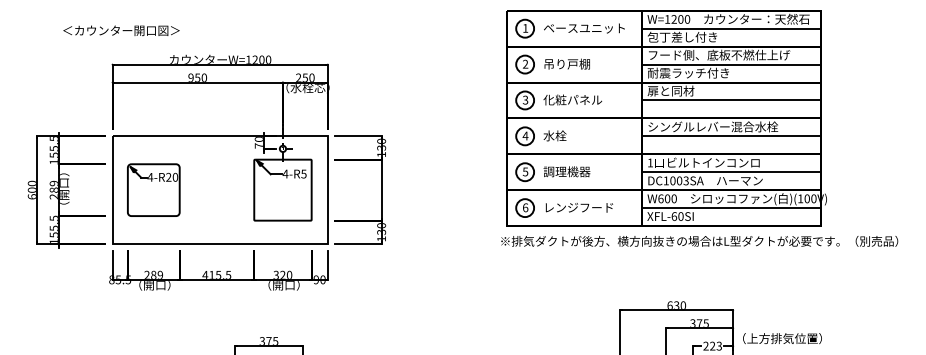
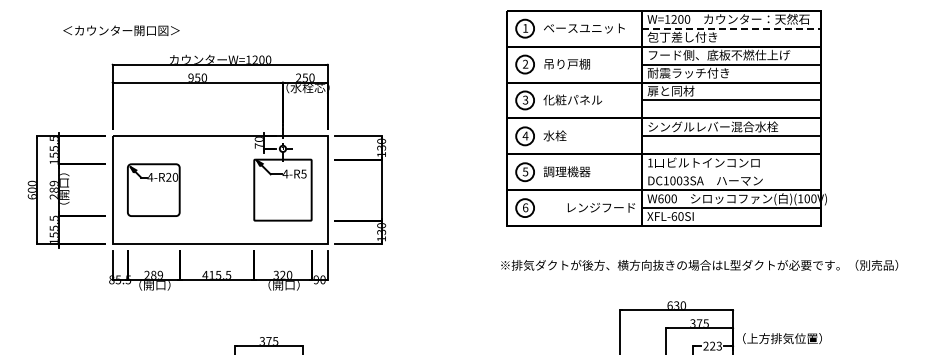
line: solid -> dashed (731, 28)
line: present -> none (731, 172)
text position: (579, 207) -> (601, 207) (601, 207)
text position: (699, 241) -> (699, 265) (699, 265)
